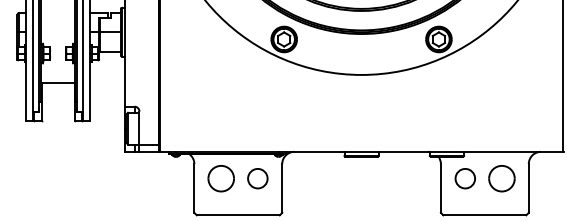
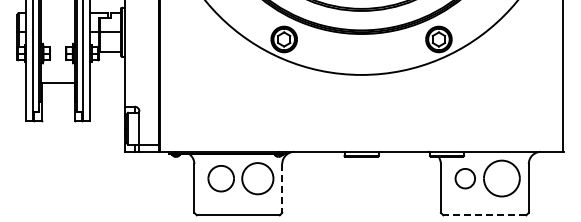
circle diameter: 20 px -> 31 px (257, 178)
part size: 28x28 px -> 38x39 px (501, 178)
line: solid -> dashed (282, 188)
line: solid -> dashed (484, 215)
